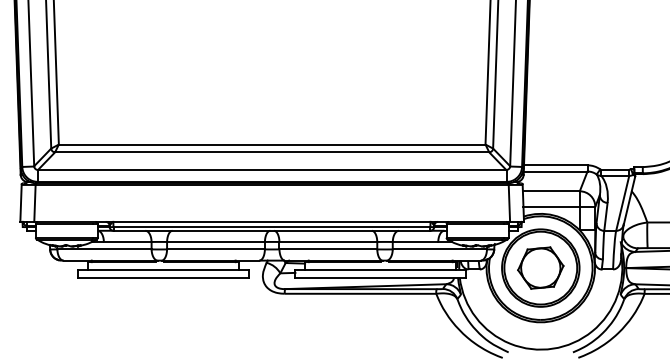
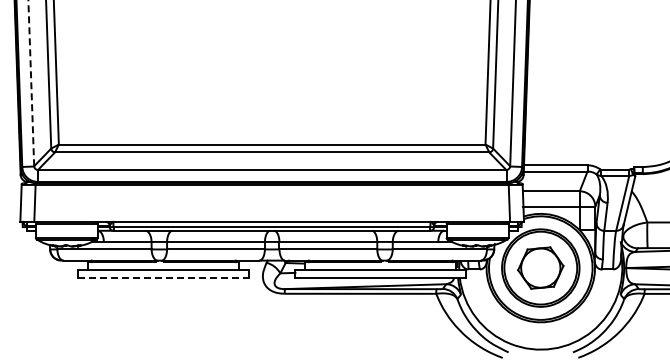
line: solid -> dashed (31, 83)
line: solid -> dashed (164, 277)
